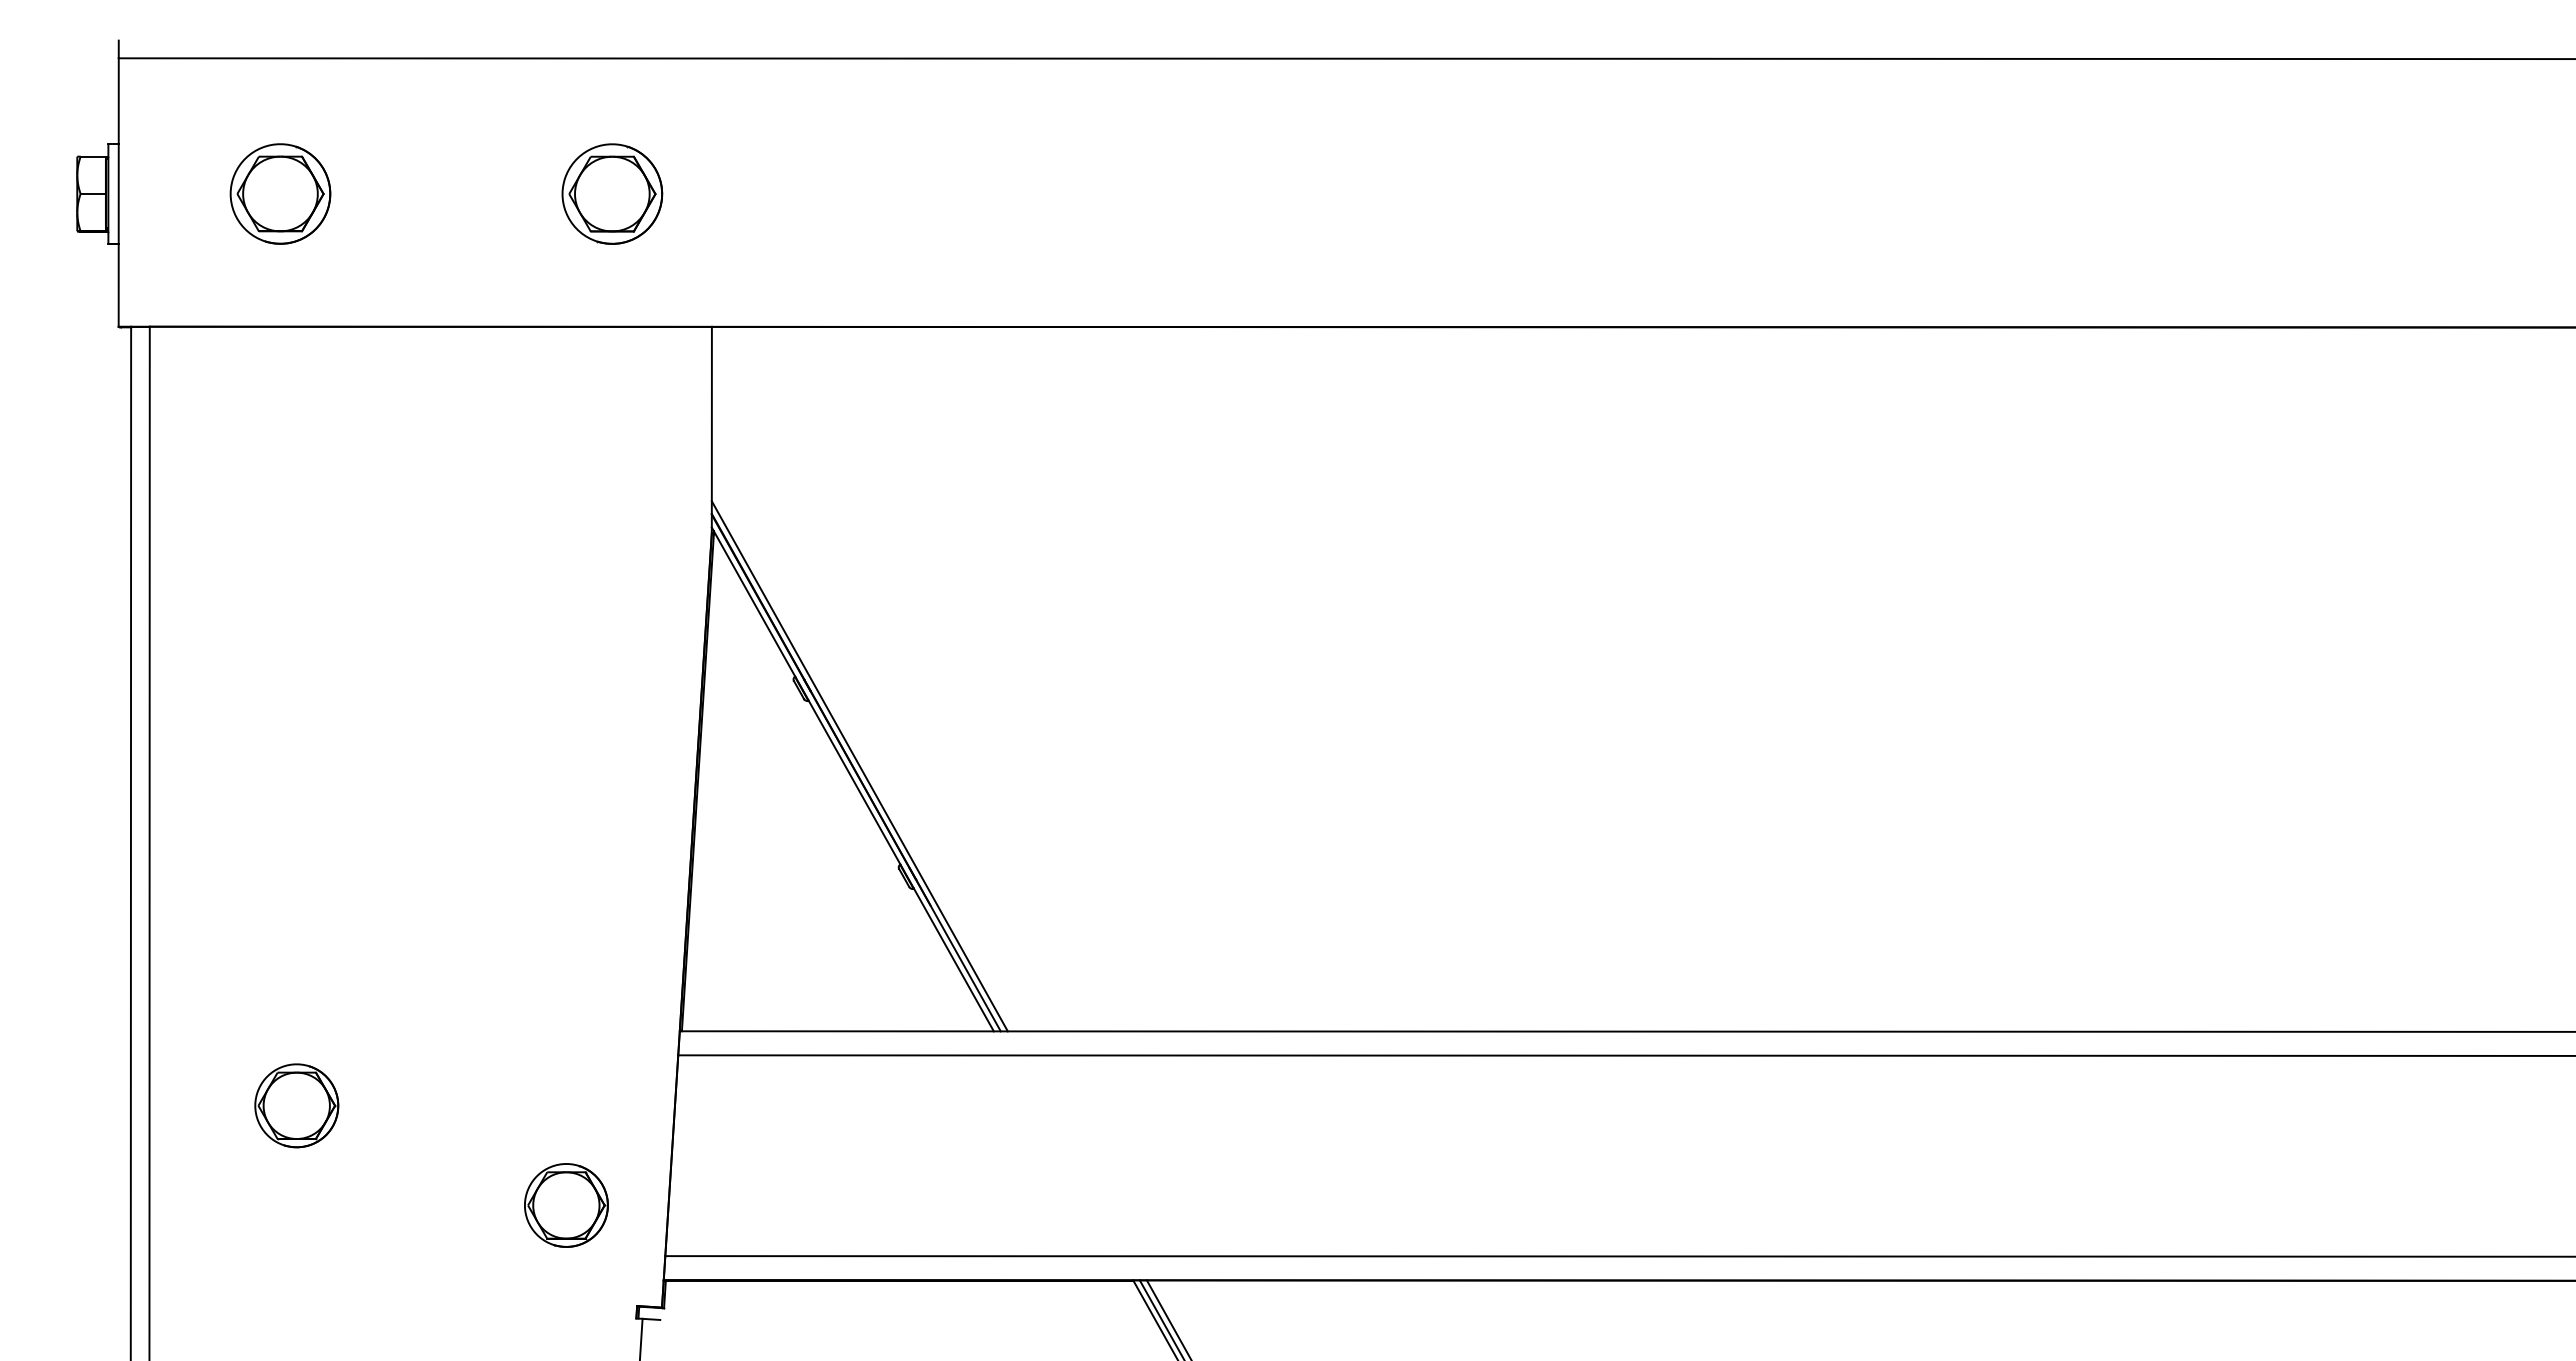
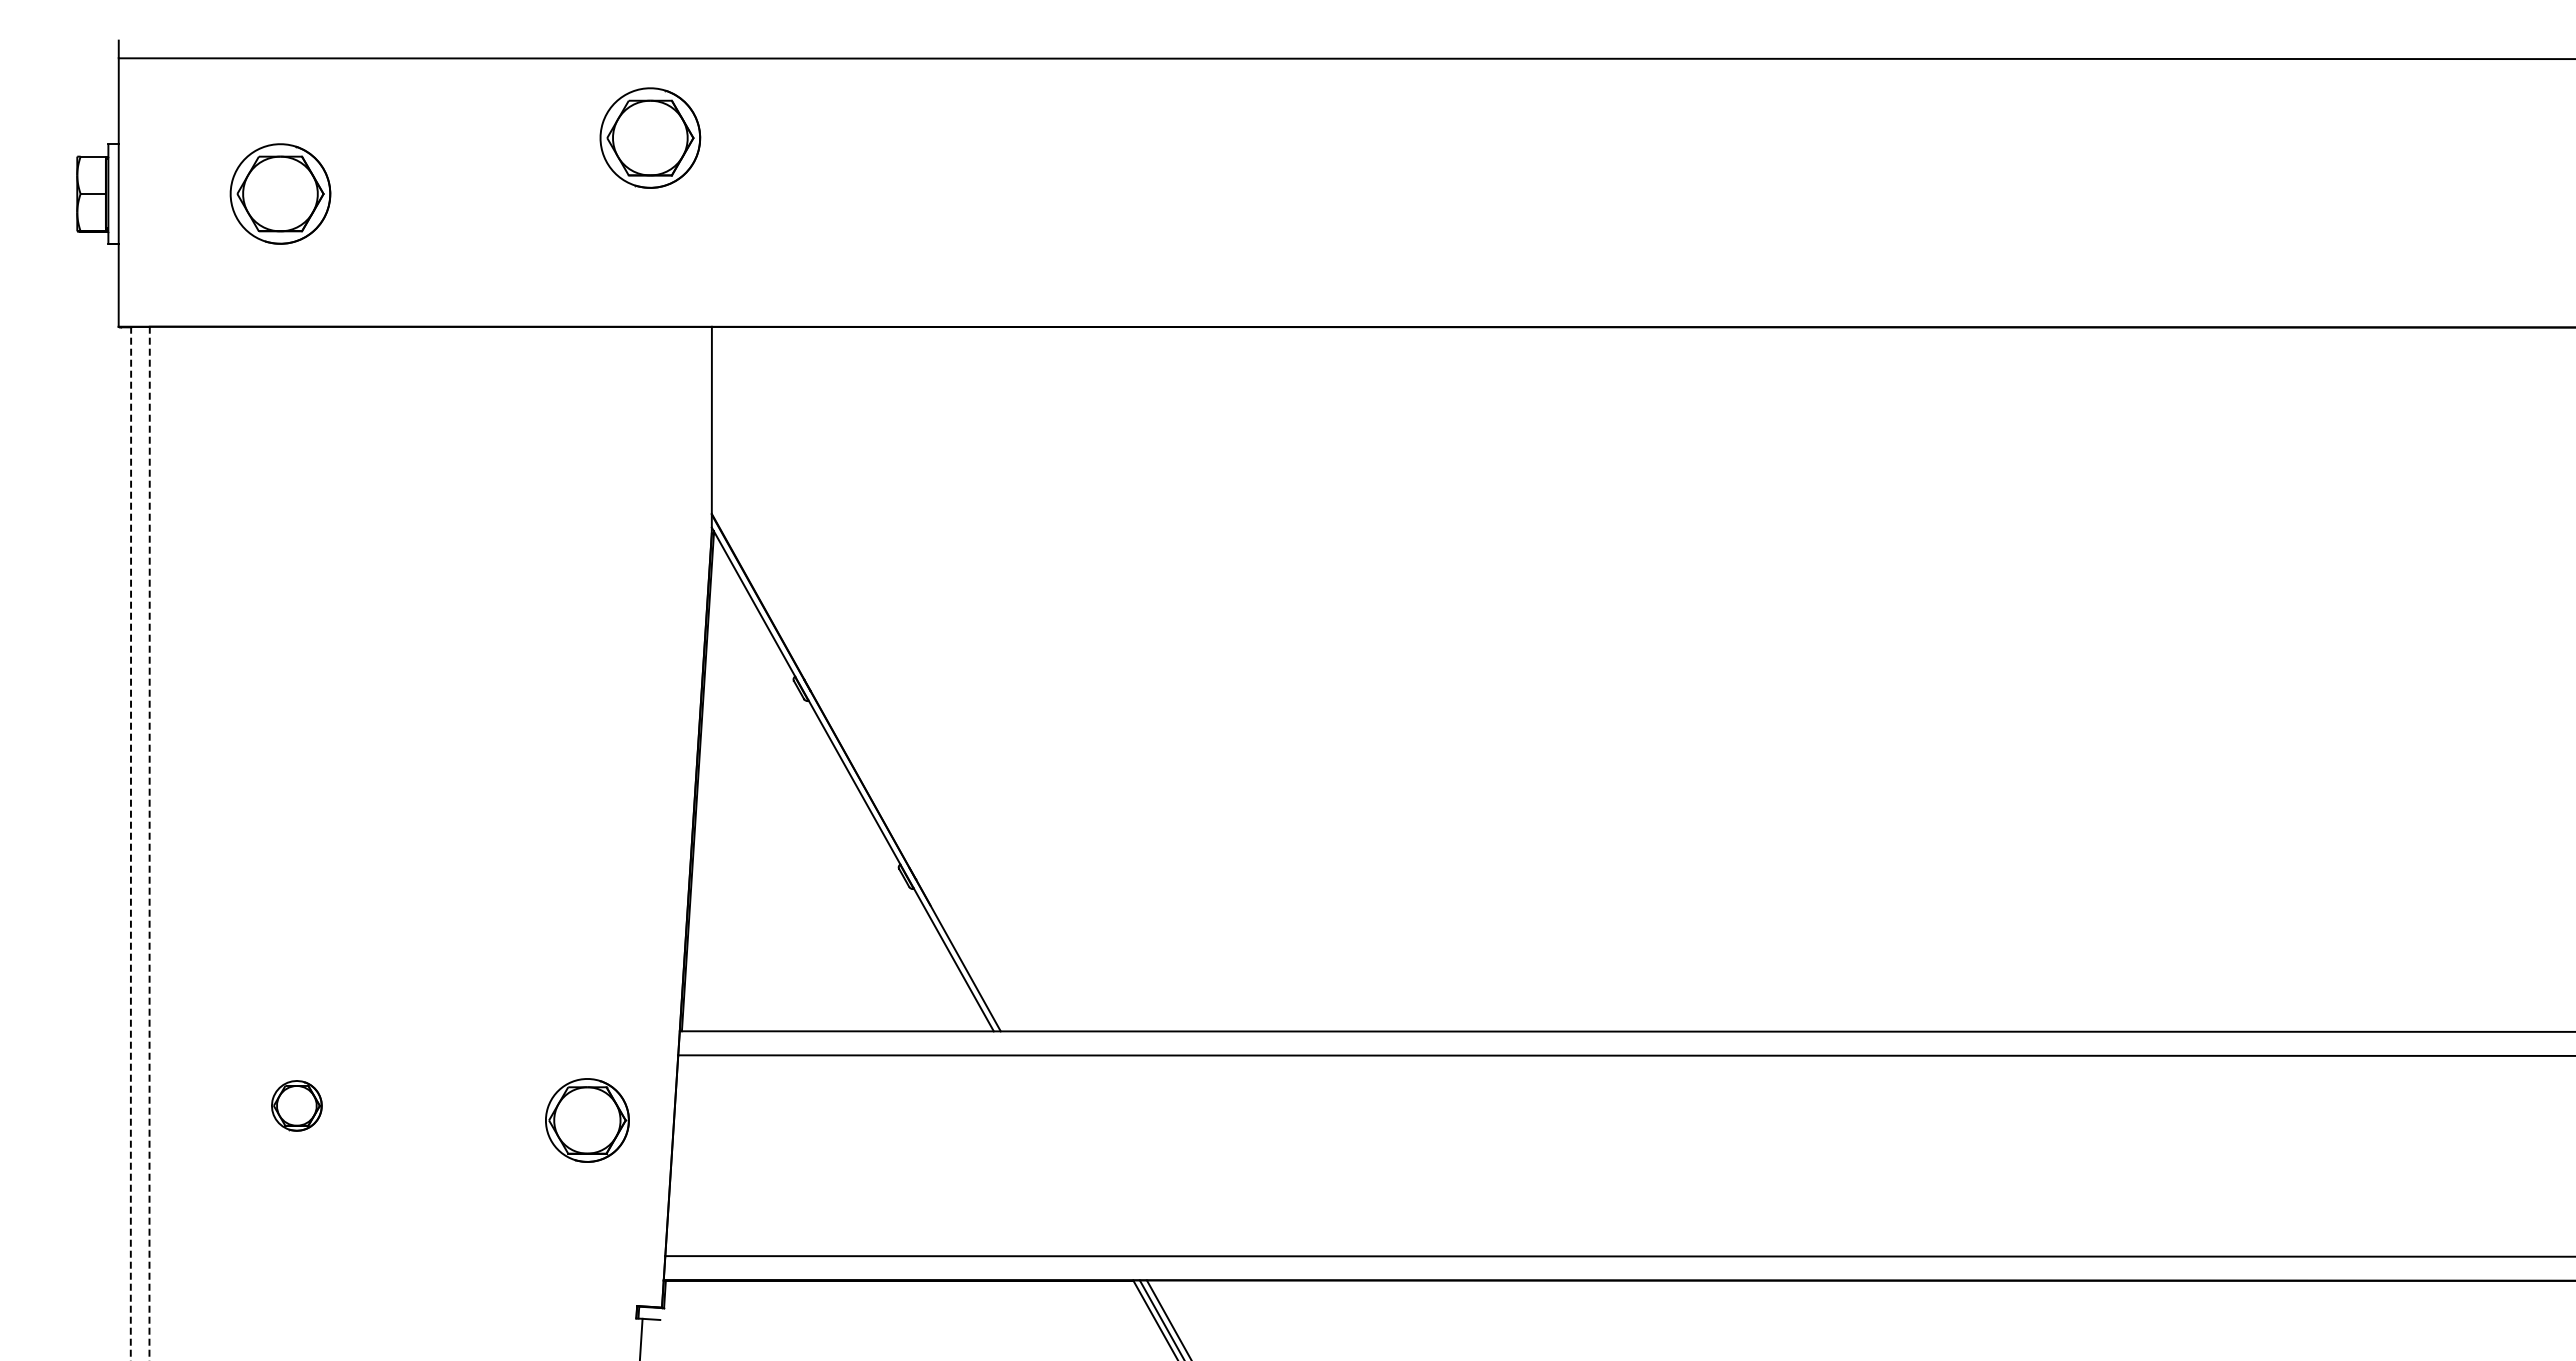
part position: (612, 193) -> (650, 137) (650, 137)
line: present -> none (859, 766)
line: solid -> dashed (130, 843)
line: solid -> dashed (149, 843)
part size: 86x86 px -> 52x52 px (296, 1105)
part position: (566, 1205) -> (587, 1120) (587, 1120)
